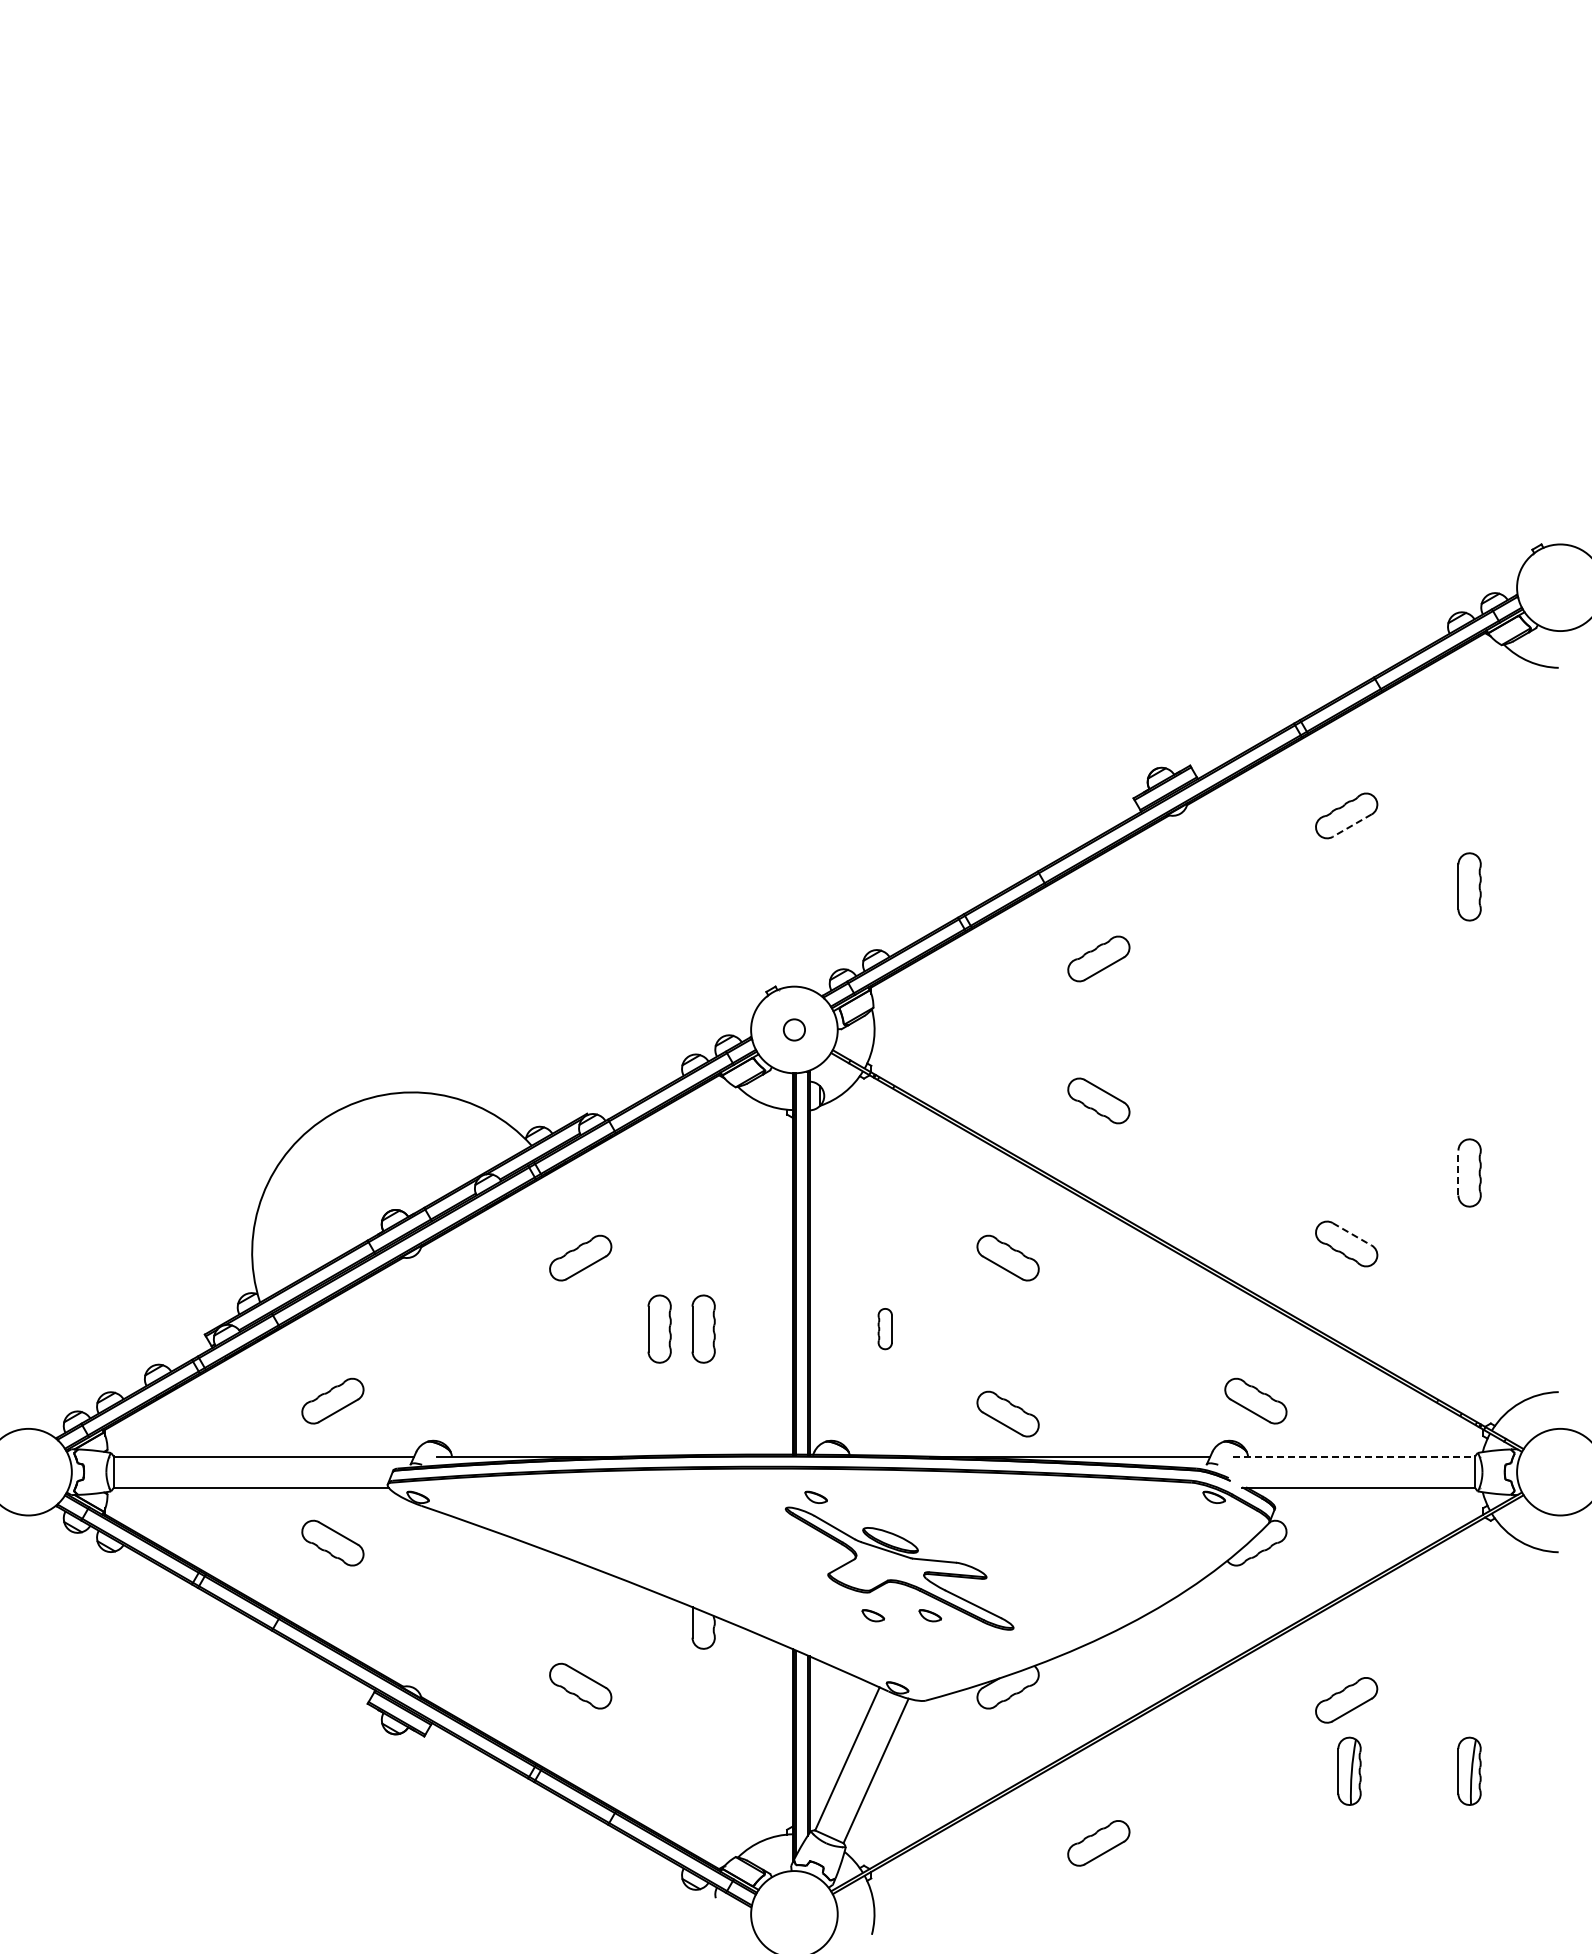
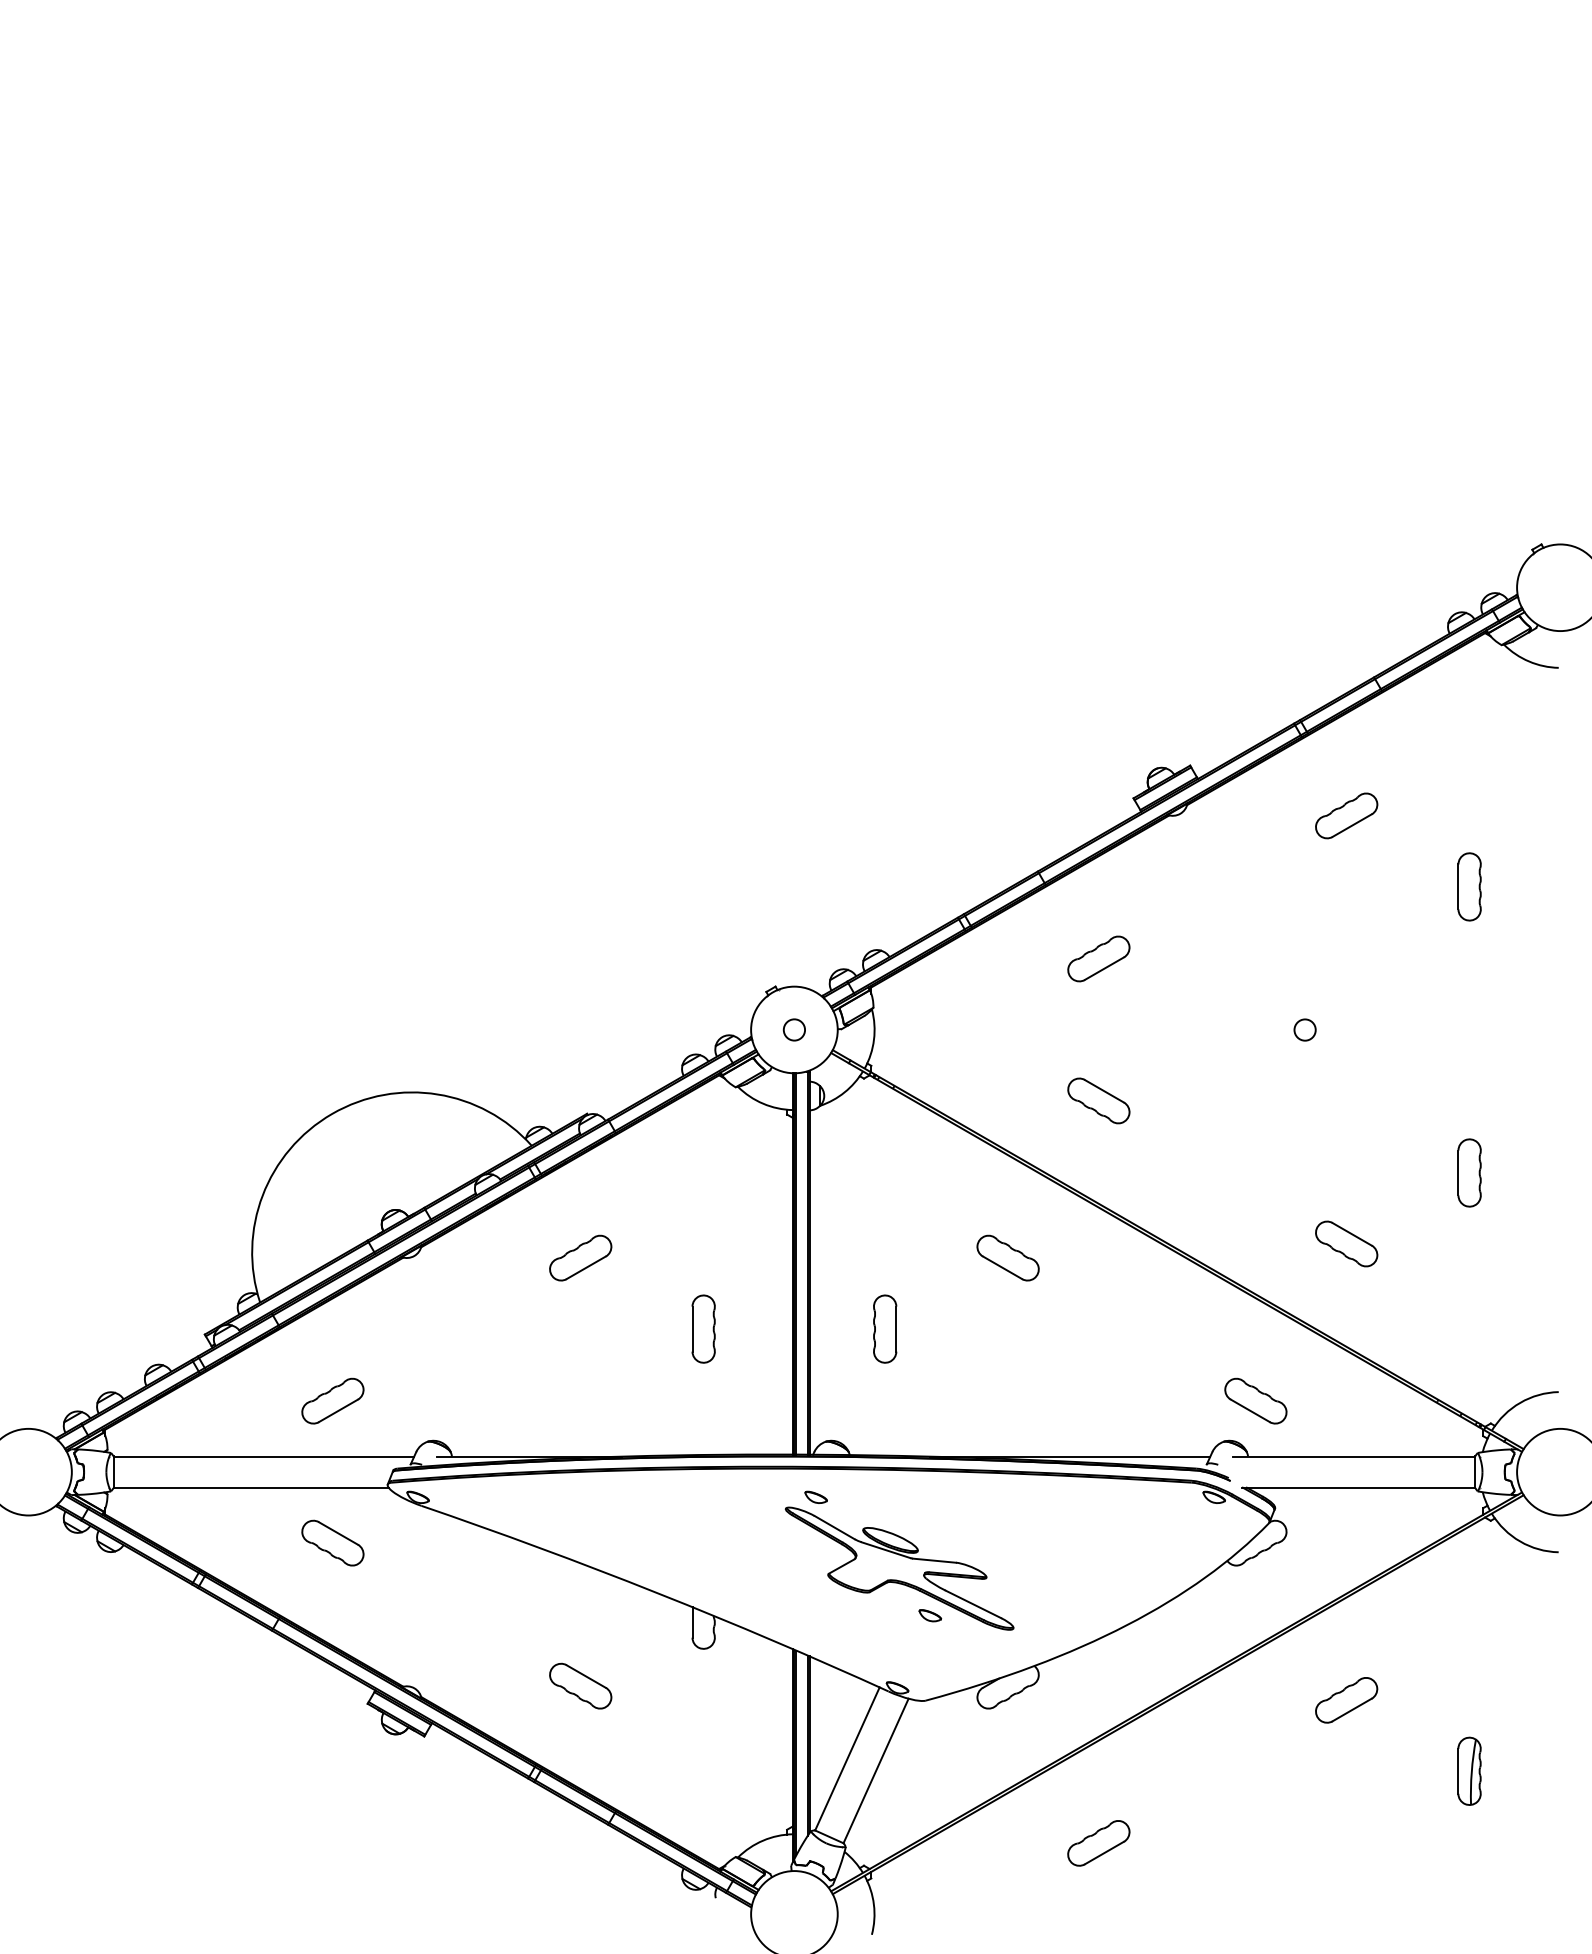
line: dashed -> solid (1352, 825)
circle: none -> present (1304, 1029)
line: dashed -> solid (1458, 1172)
line: dashed -> solid (1352, 1234)
part: present -> none (659, 1328)
part size: 16x43 px -> 25x70 px (885, 1328)
part: present -> none (1007, 1413)
line: dashed -> solid (1354, 1456)
part: present -> none (873, 1615)
part: present -> none (1349, 1770)
